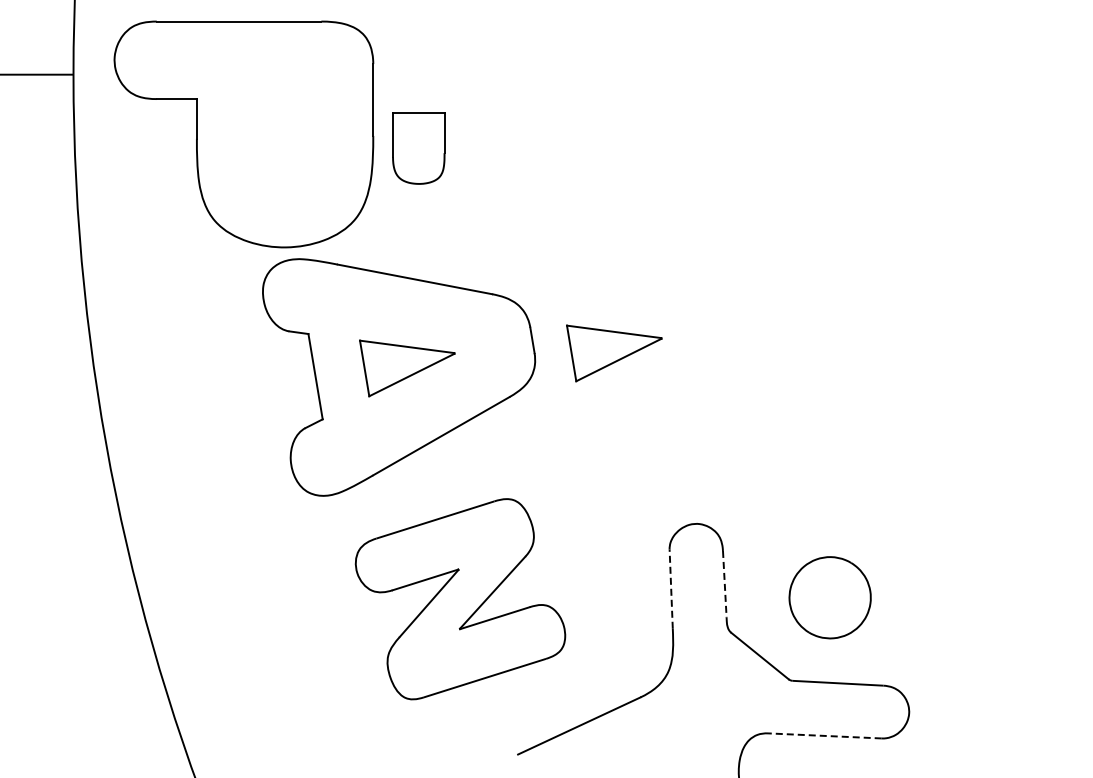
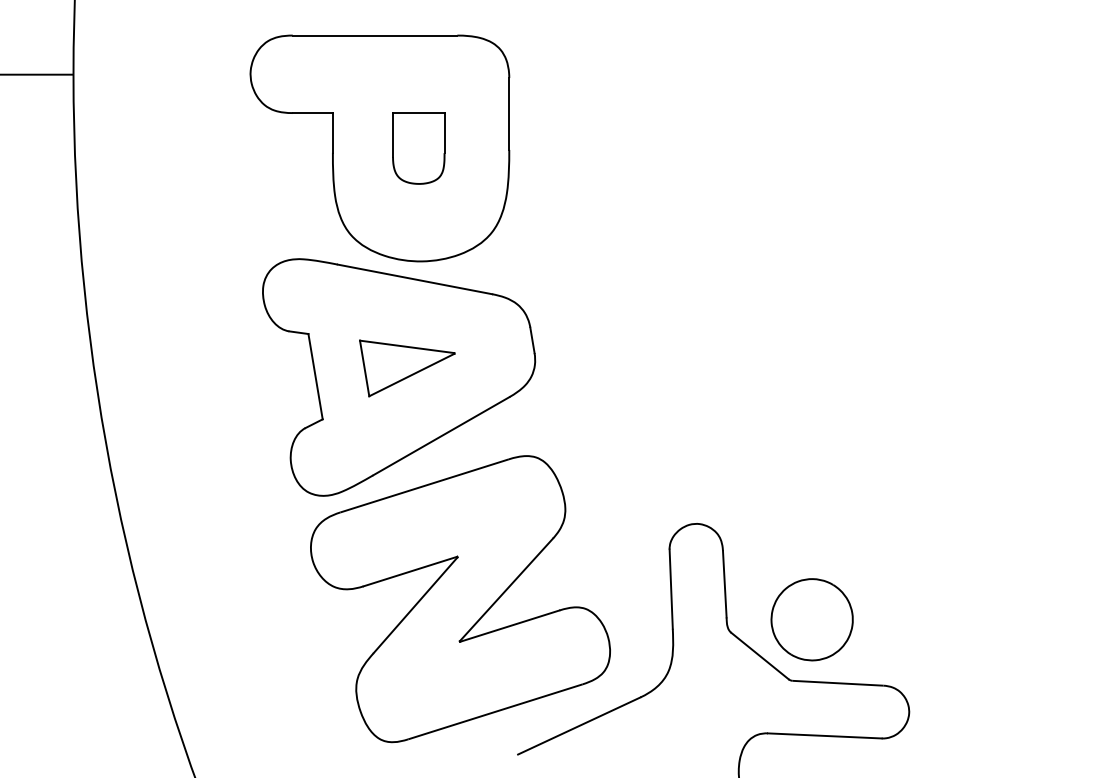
part position: (243, 134) -> (379, 148) (379, 148)
part: present -> none (614, 353)
line: dashed -> solid (724, 584)
line: dashed -> solid (671, 589)
part position: (829, 597) -> (811, 619) (811, 619)
part size: 213x203 px -> 301x289 px (460, 599)
line: dashed -> solid (824, 735)
